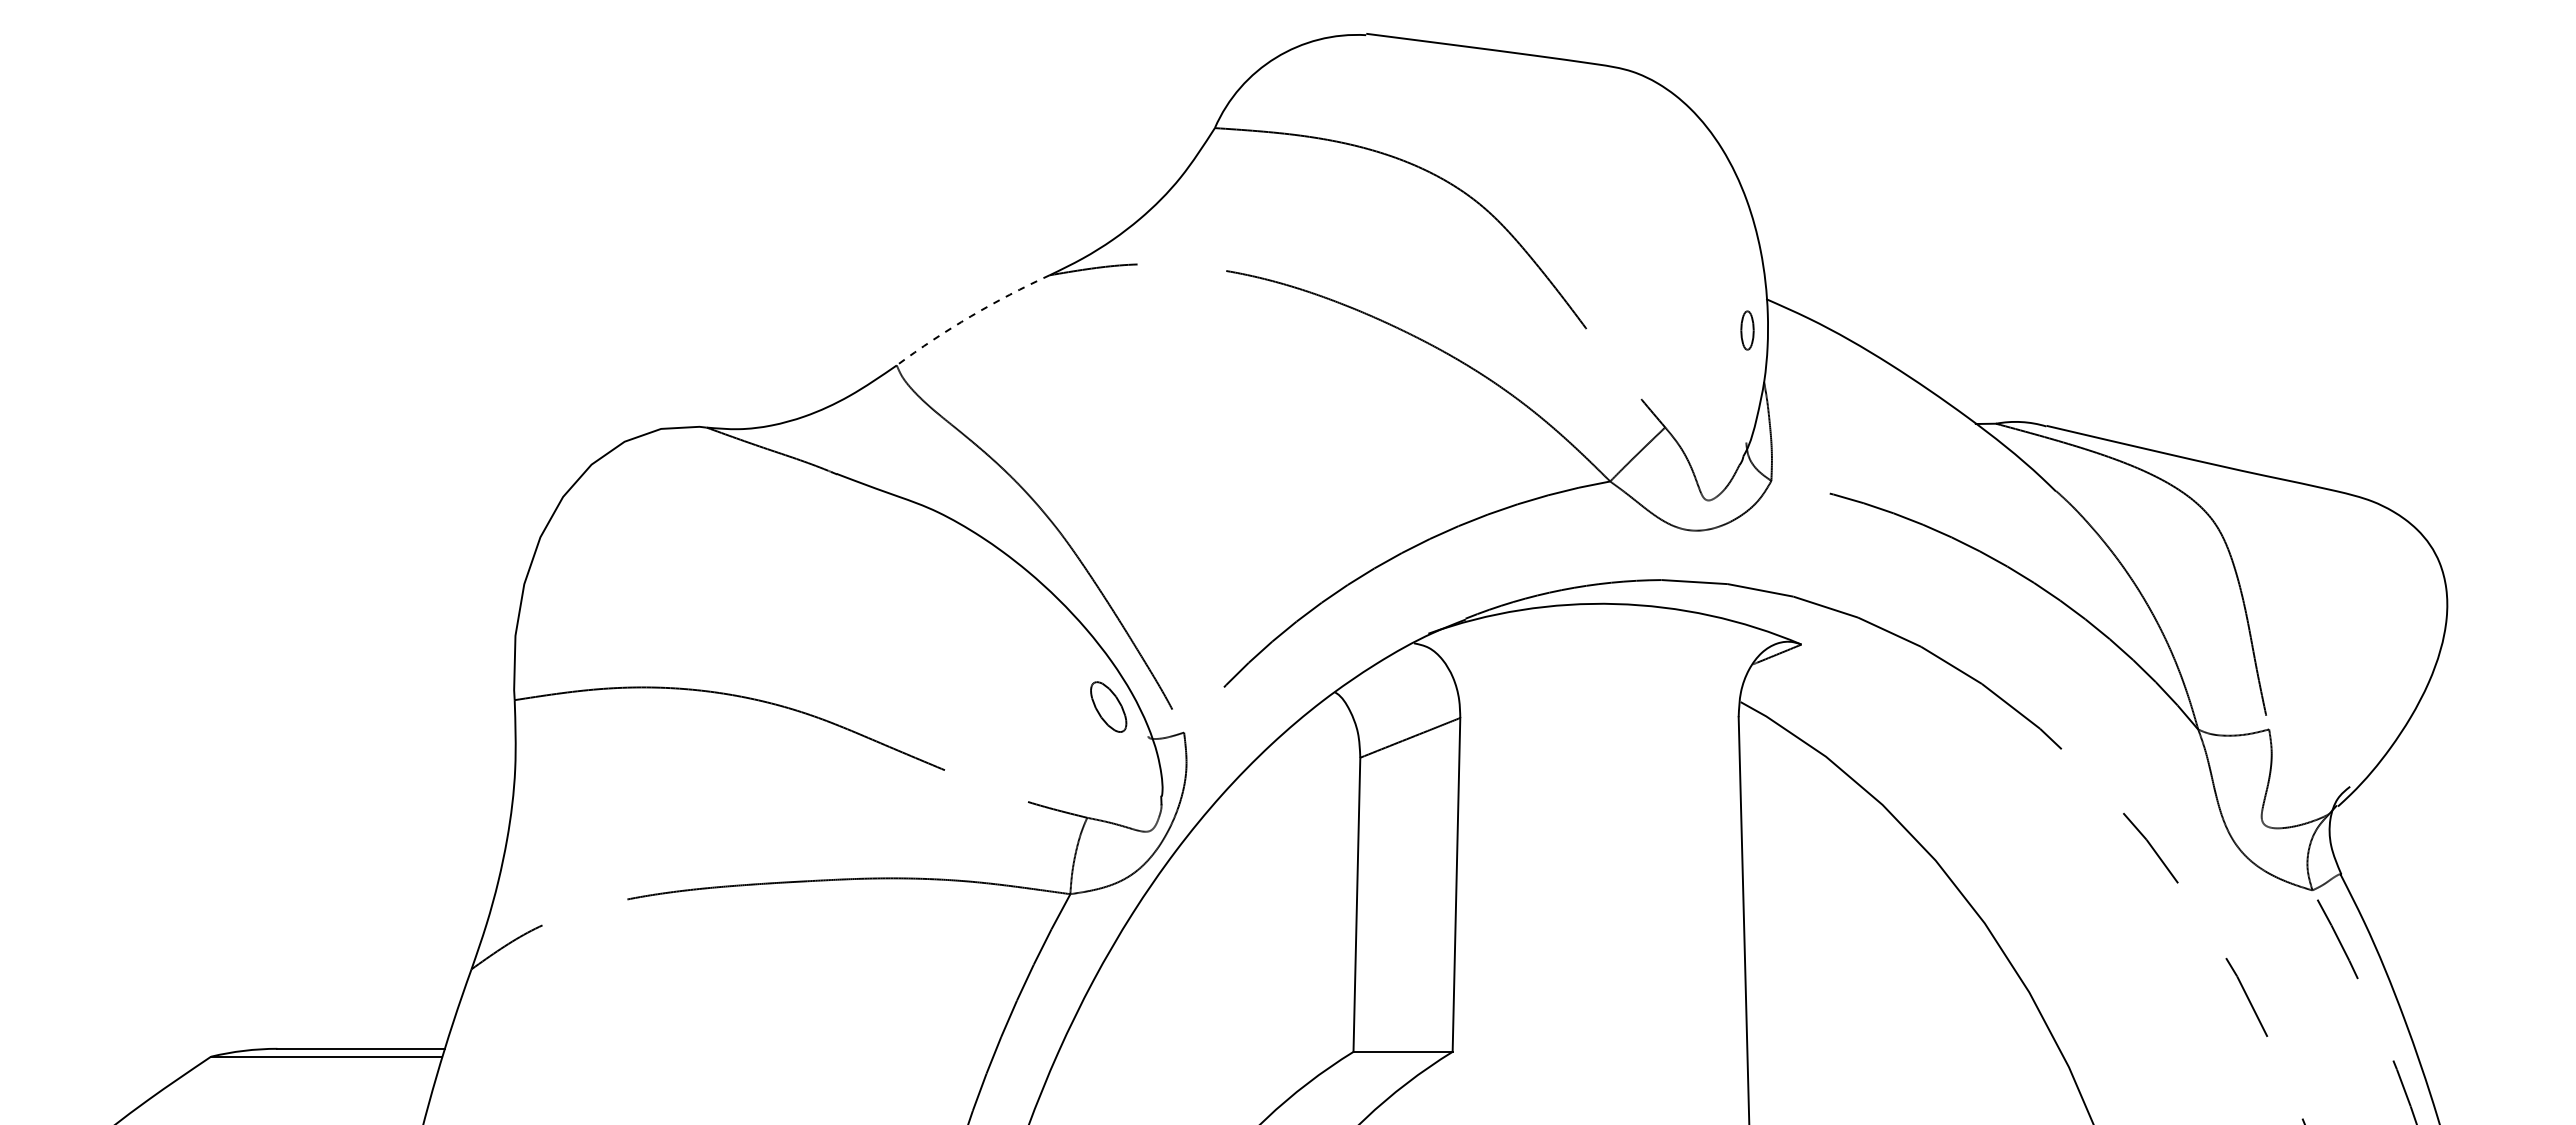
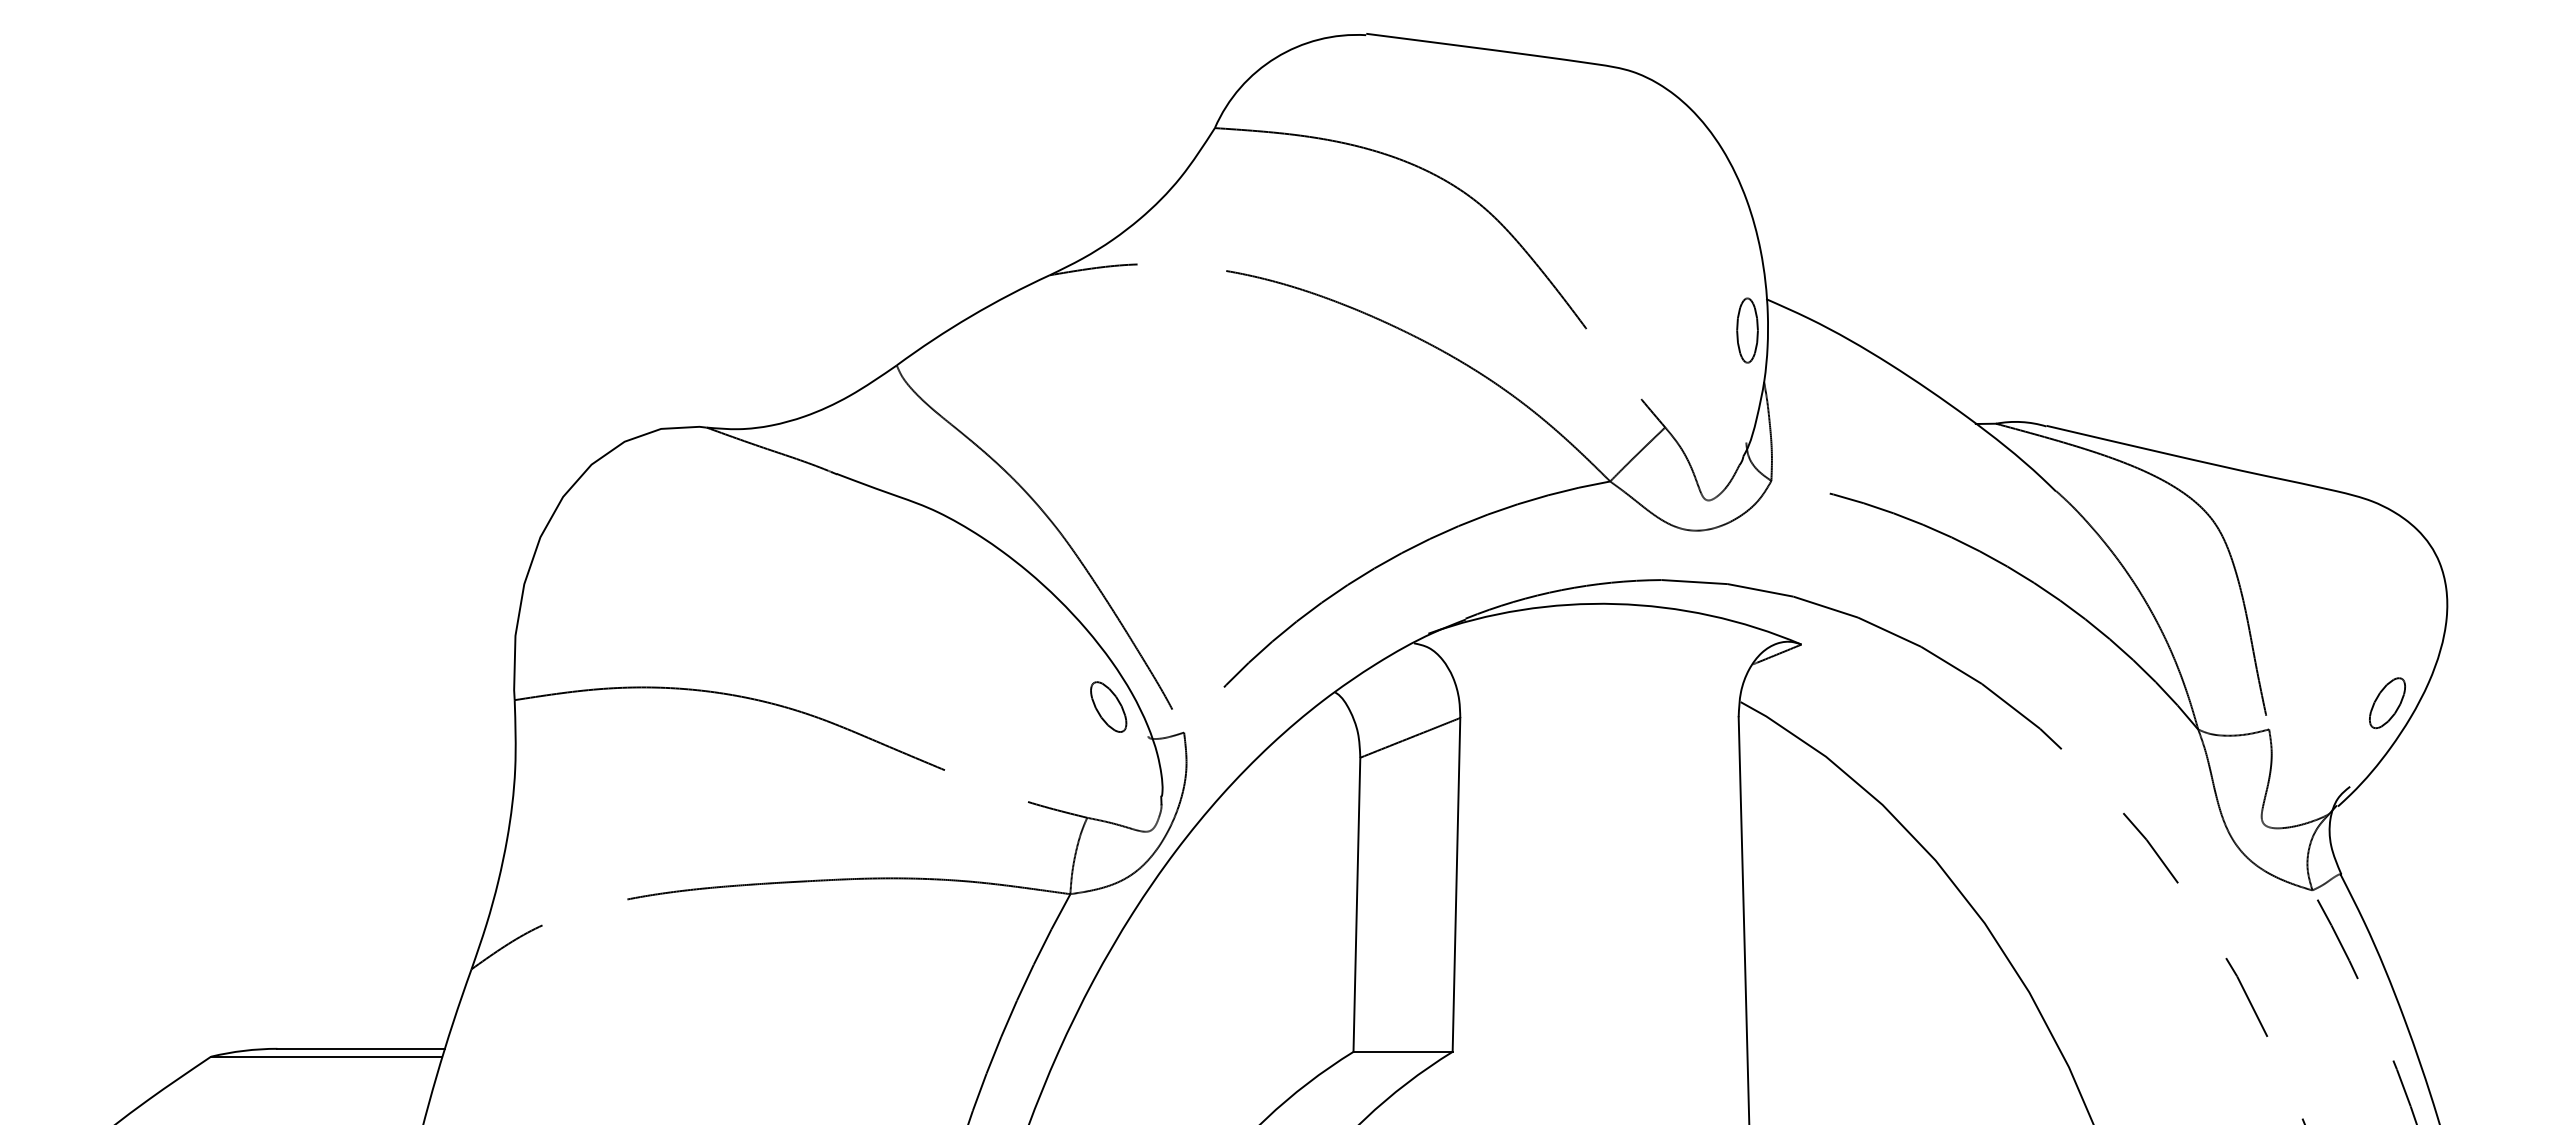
arc: dashed -> solid (970, 316)
part size: 15x41 px -> 23x67 px (1747, 330)
part: none -> present (2387, 703)
